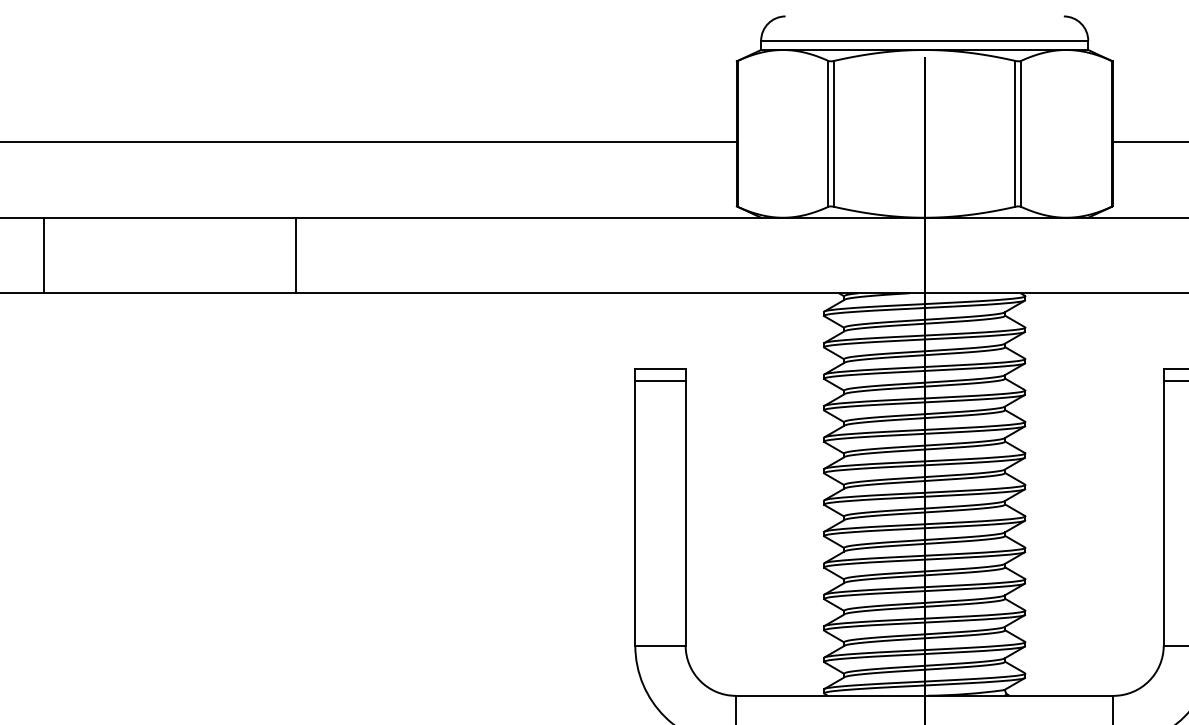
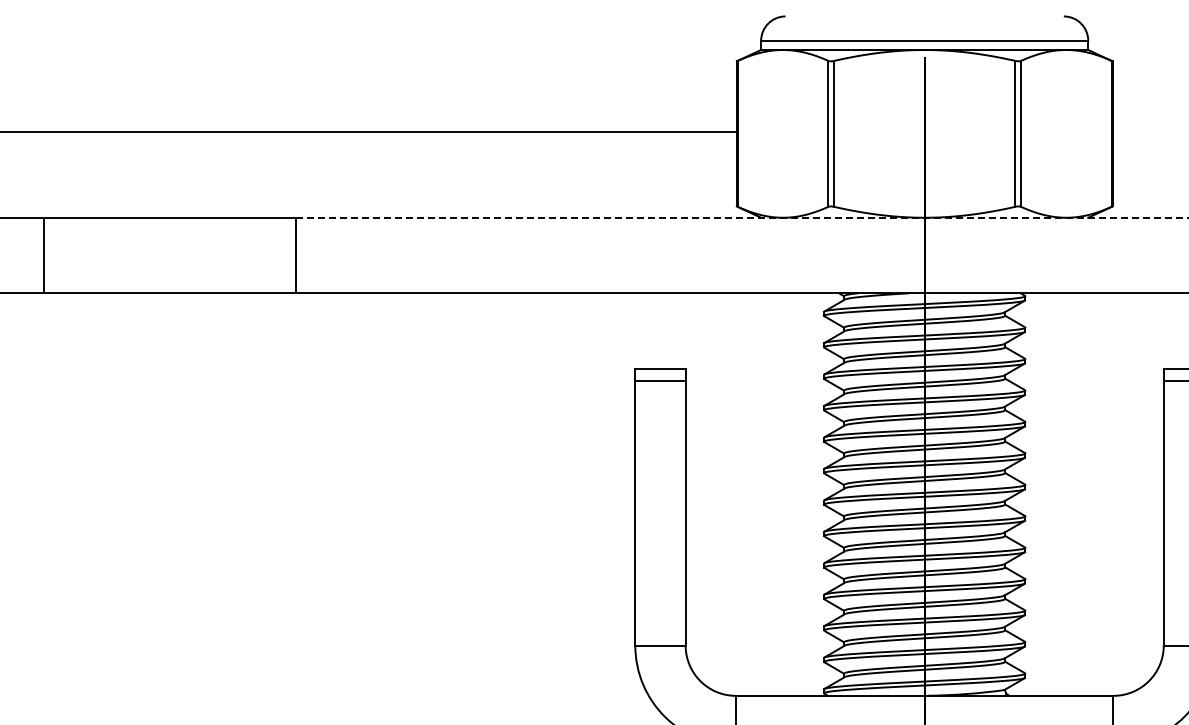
line position: (369, 142) -> (369, 132) (369, 132)
line: present -> none (1148, 142)
line: solid -> dashed (742, 217)
